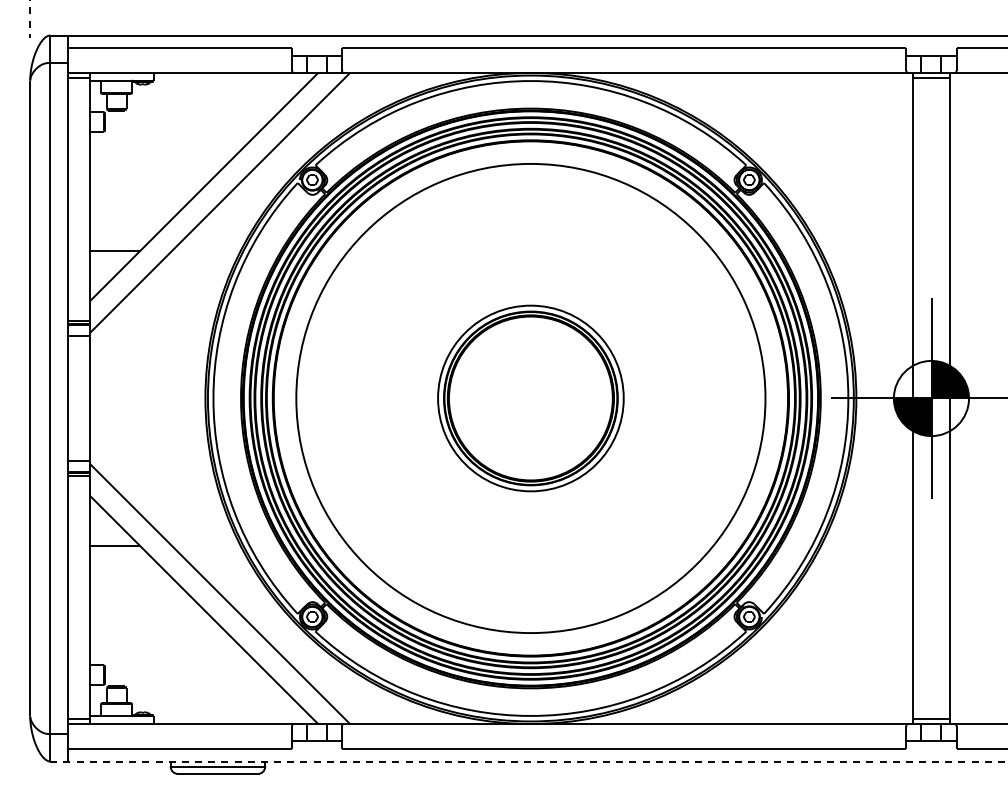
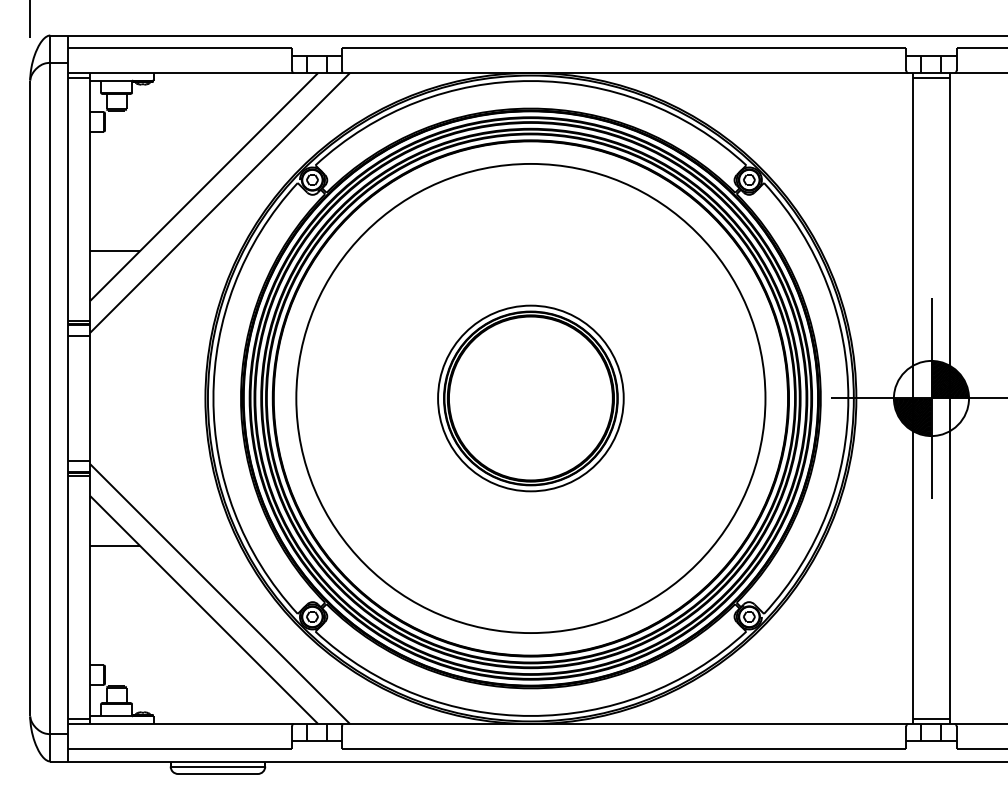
line: dashed -> solid (30, 19)
line: dashed -> solid (529, 761)
